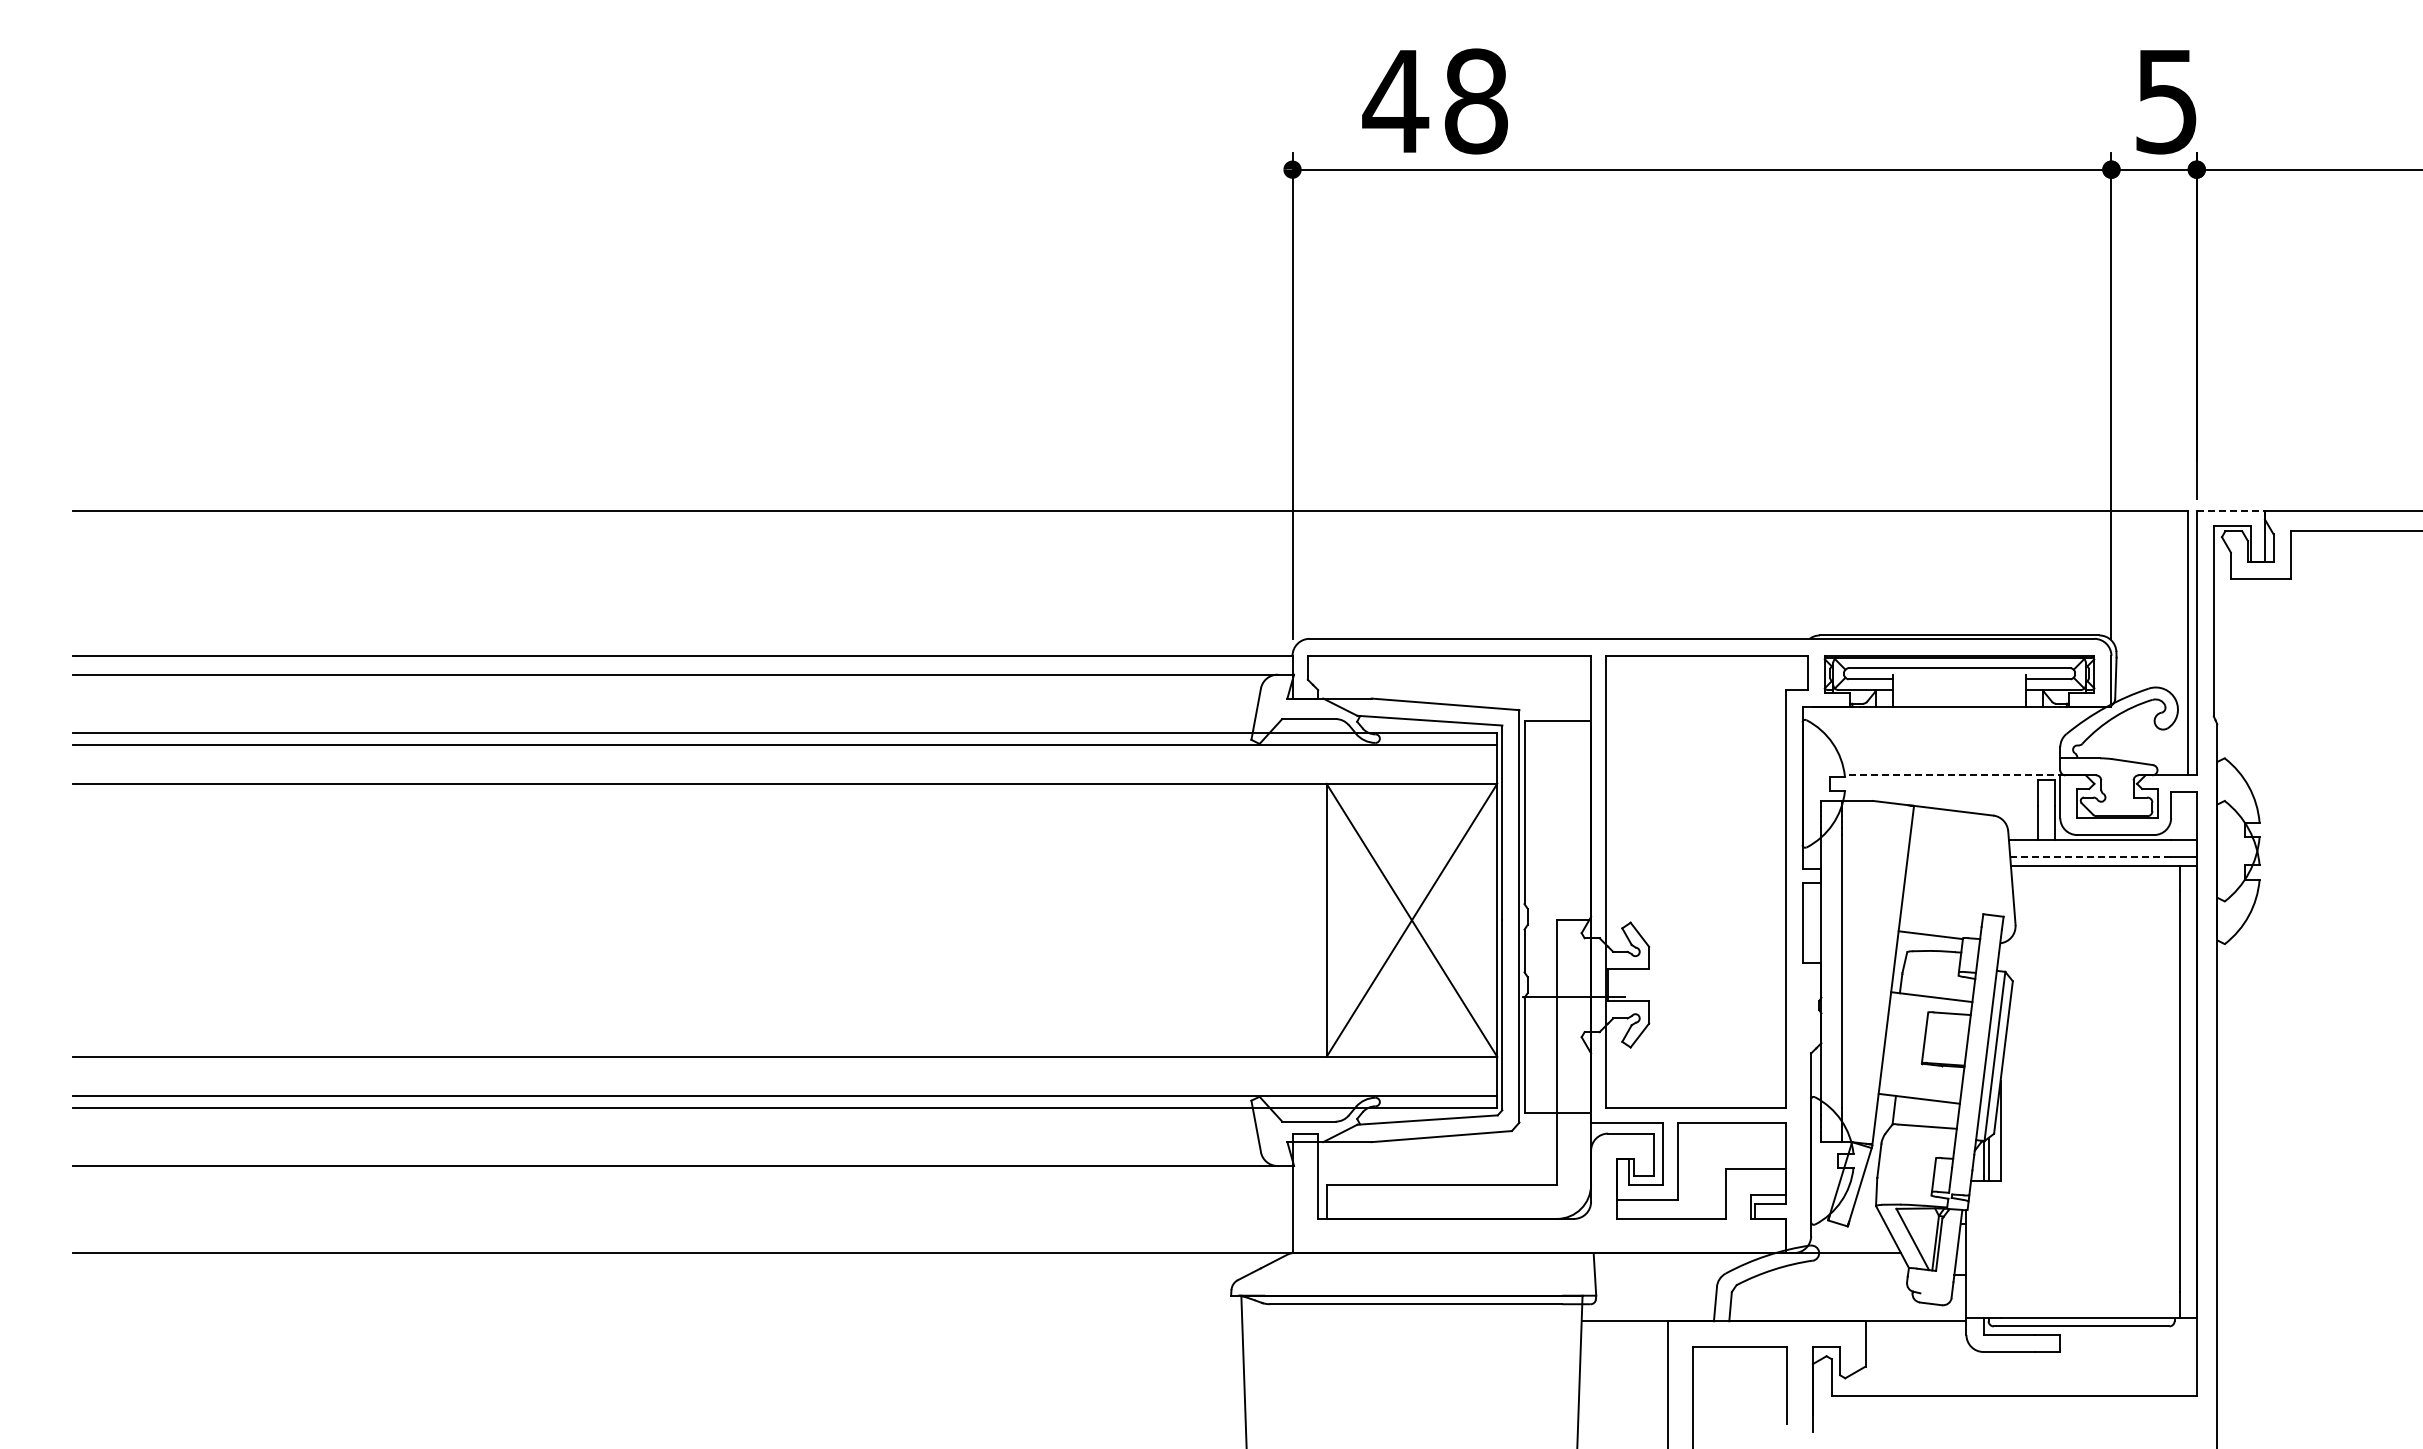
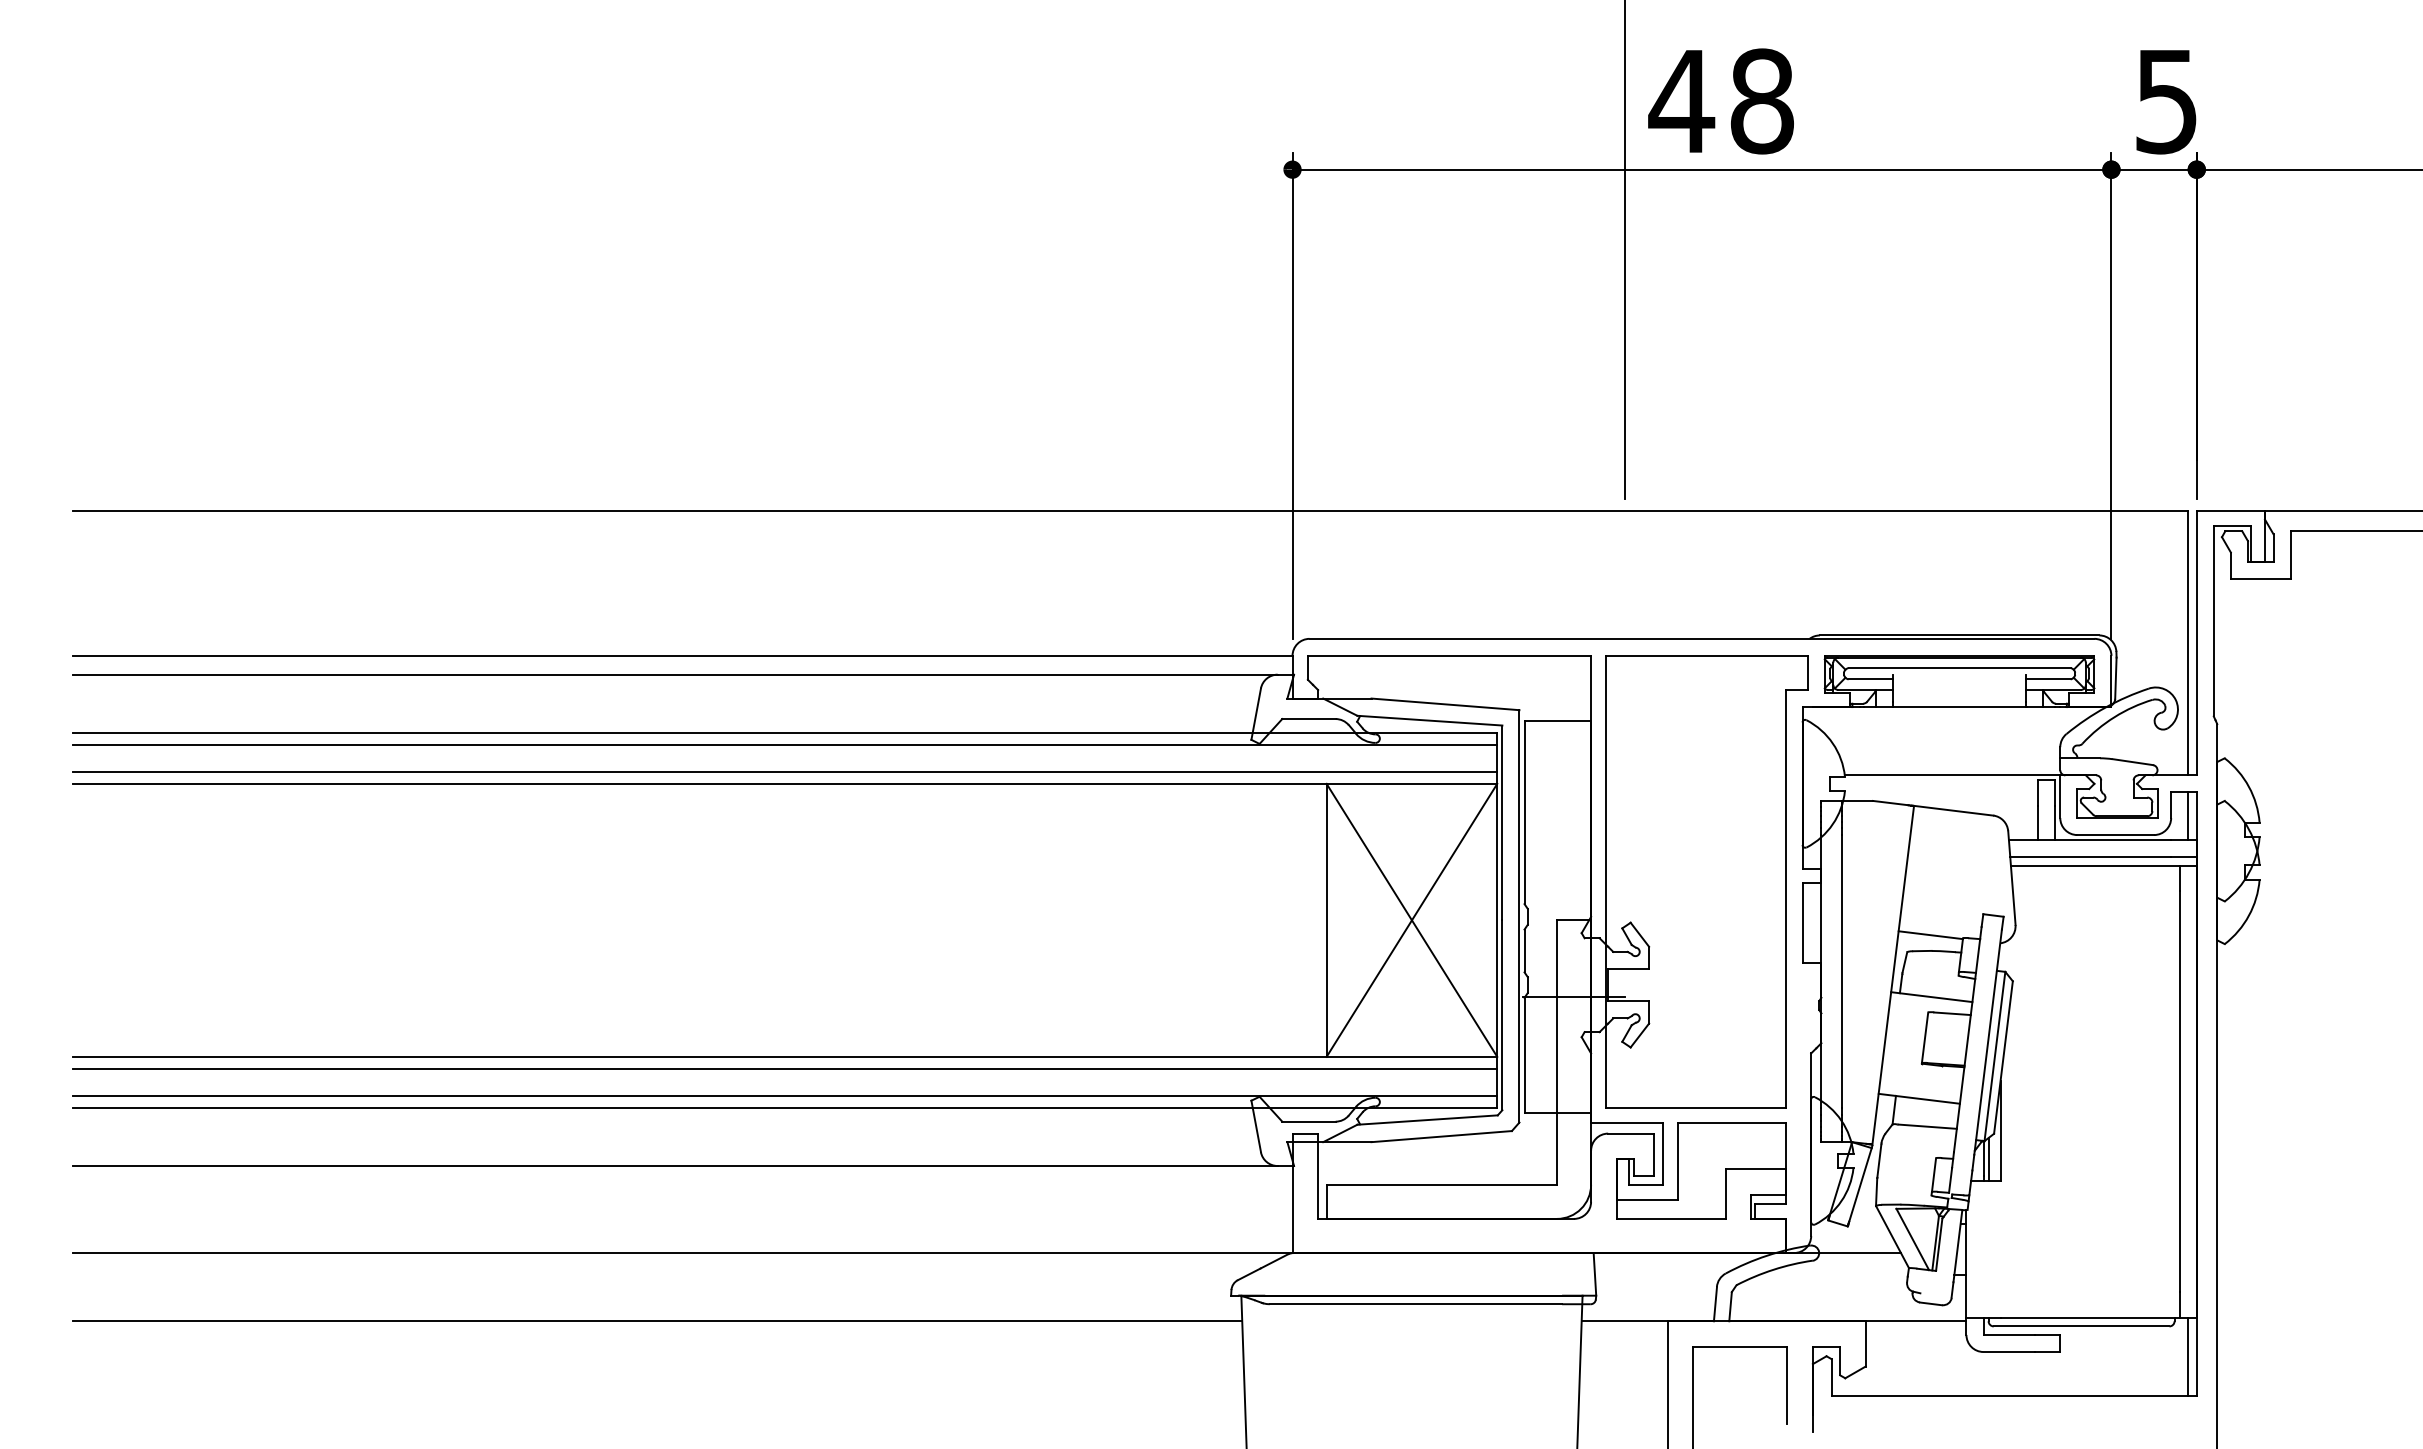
text position: (1434, 101) -> (1720, 101) (1720, 101)
line: none -> present (1625, 250)
line: dashed -> solid (2231, 510)
line: none -> present (784, 771)
line: dashed -> solid (1954, 775)
line: none -> present (2188, 816)
line: dashed -> solid (2090, 857)
line: none -> present (784, 1068)
line: none -> present (657, 1321)
line: none -> present (2188, 1356)
